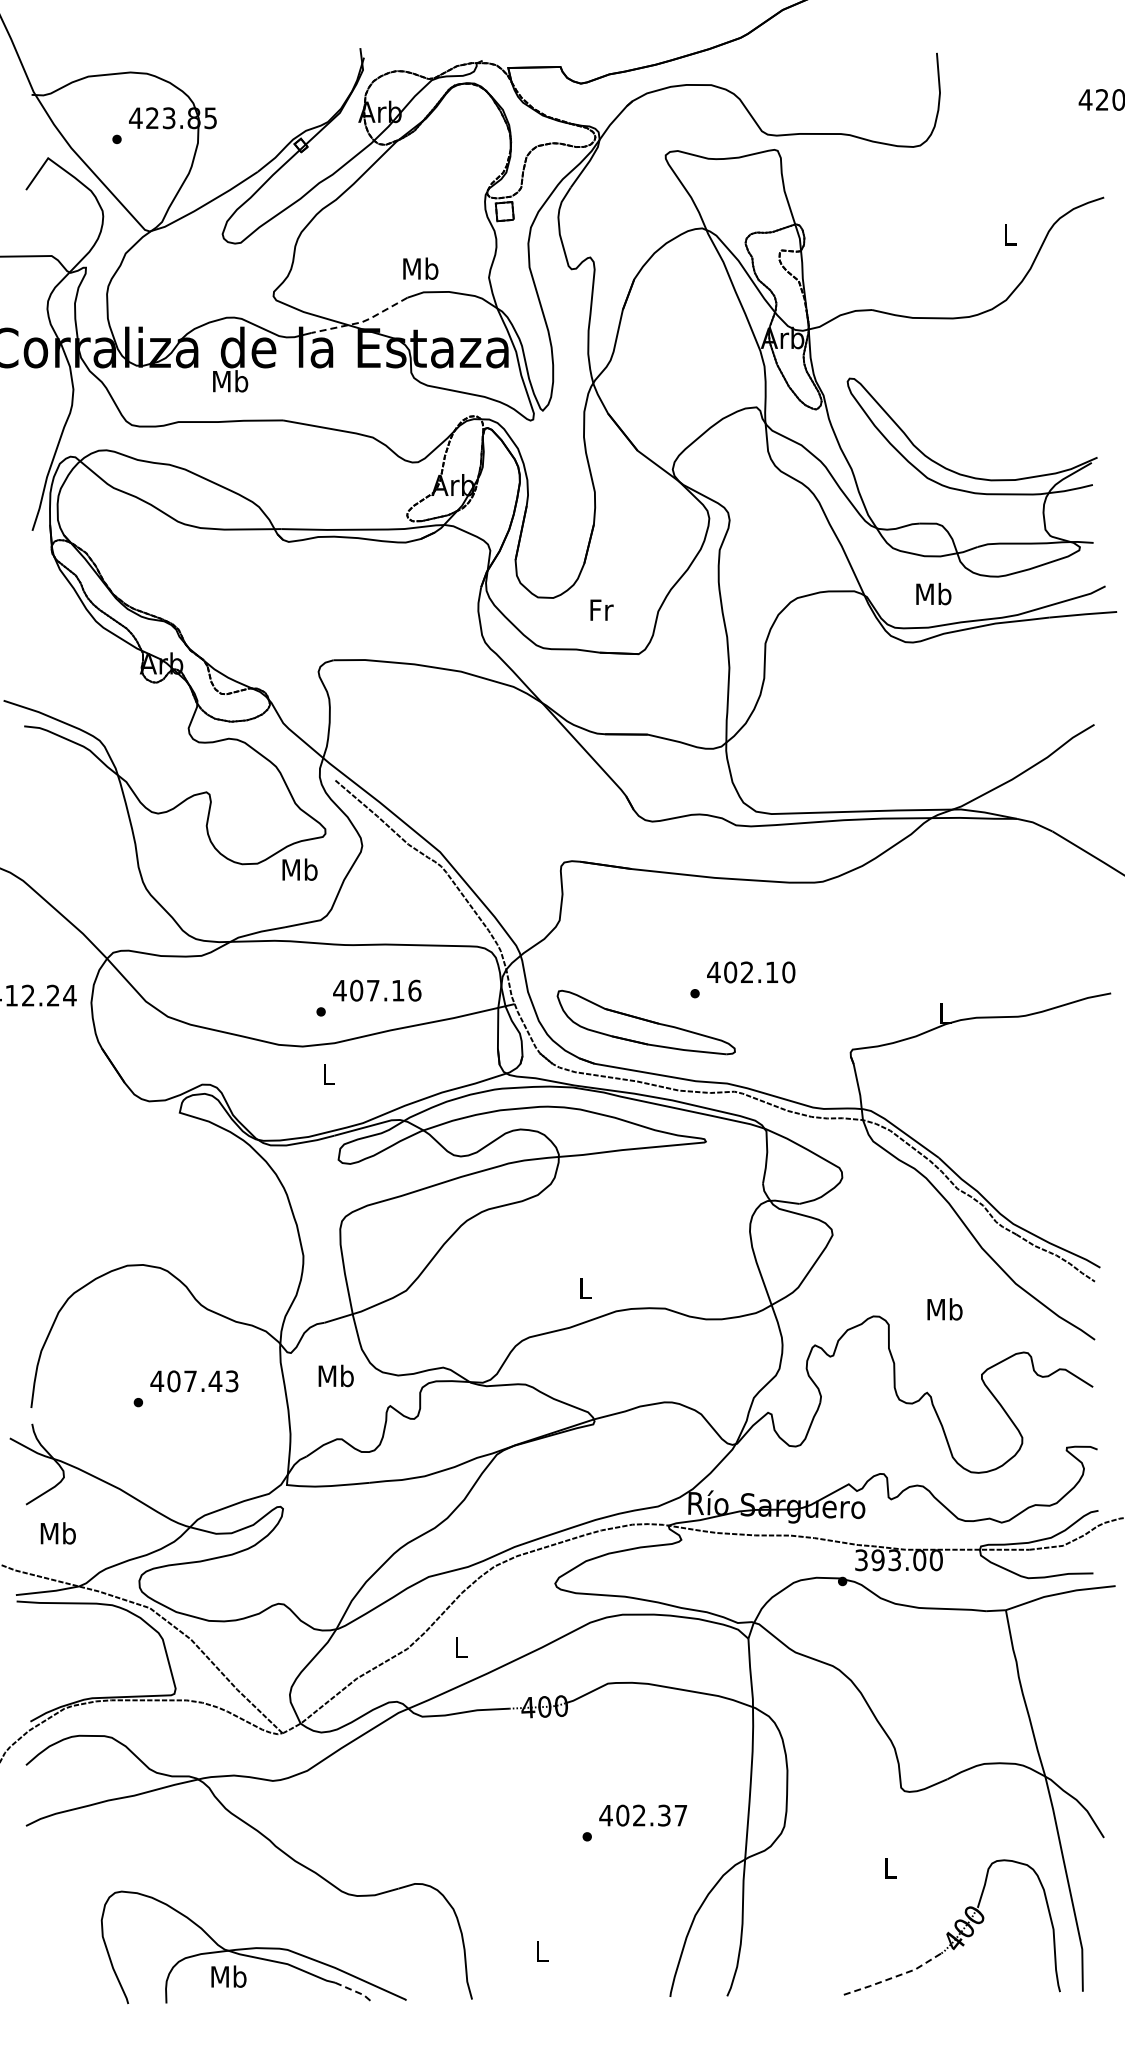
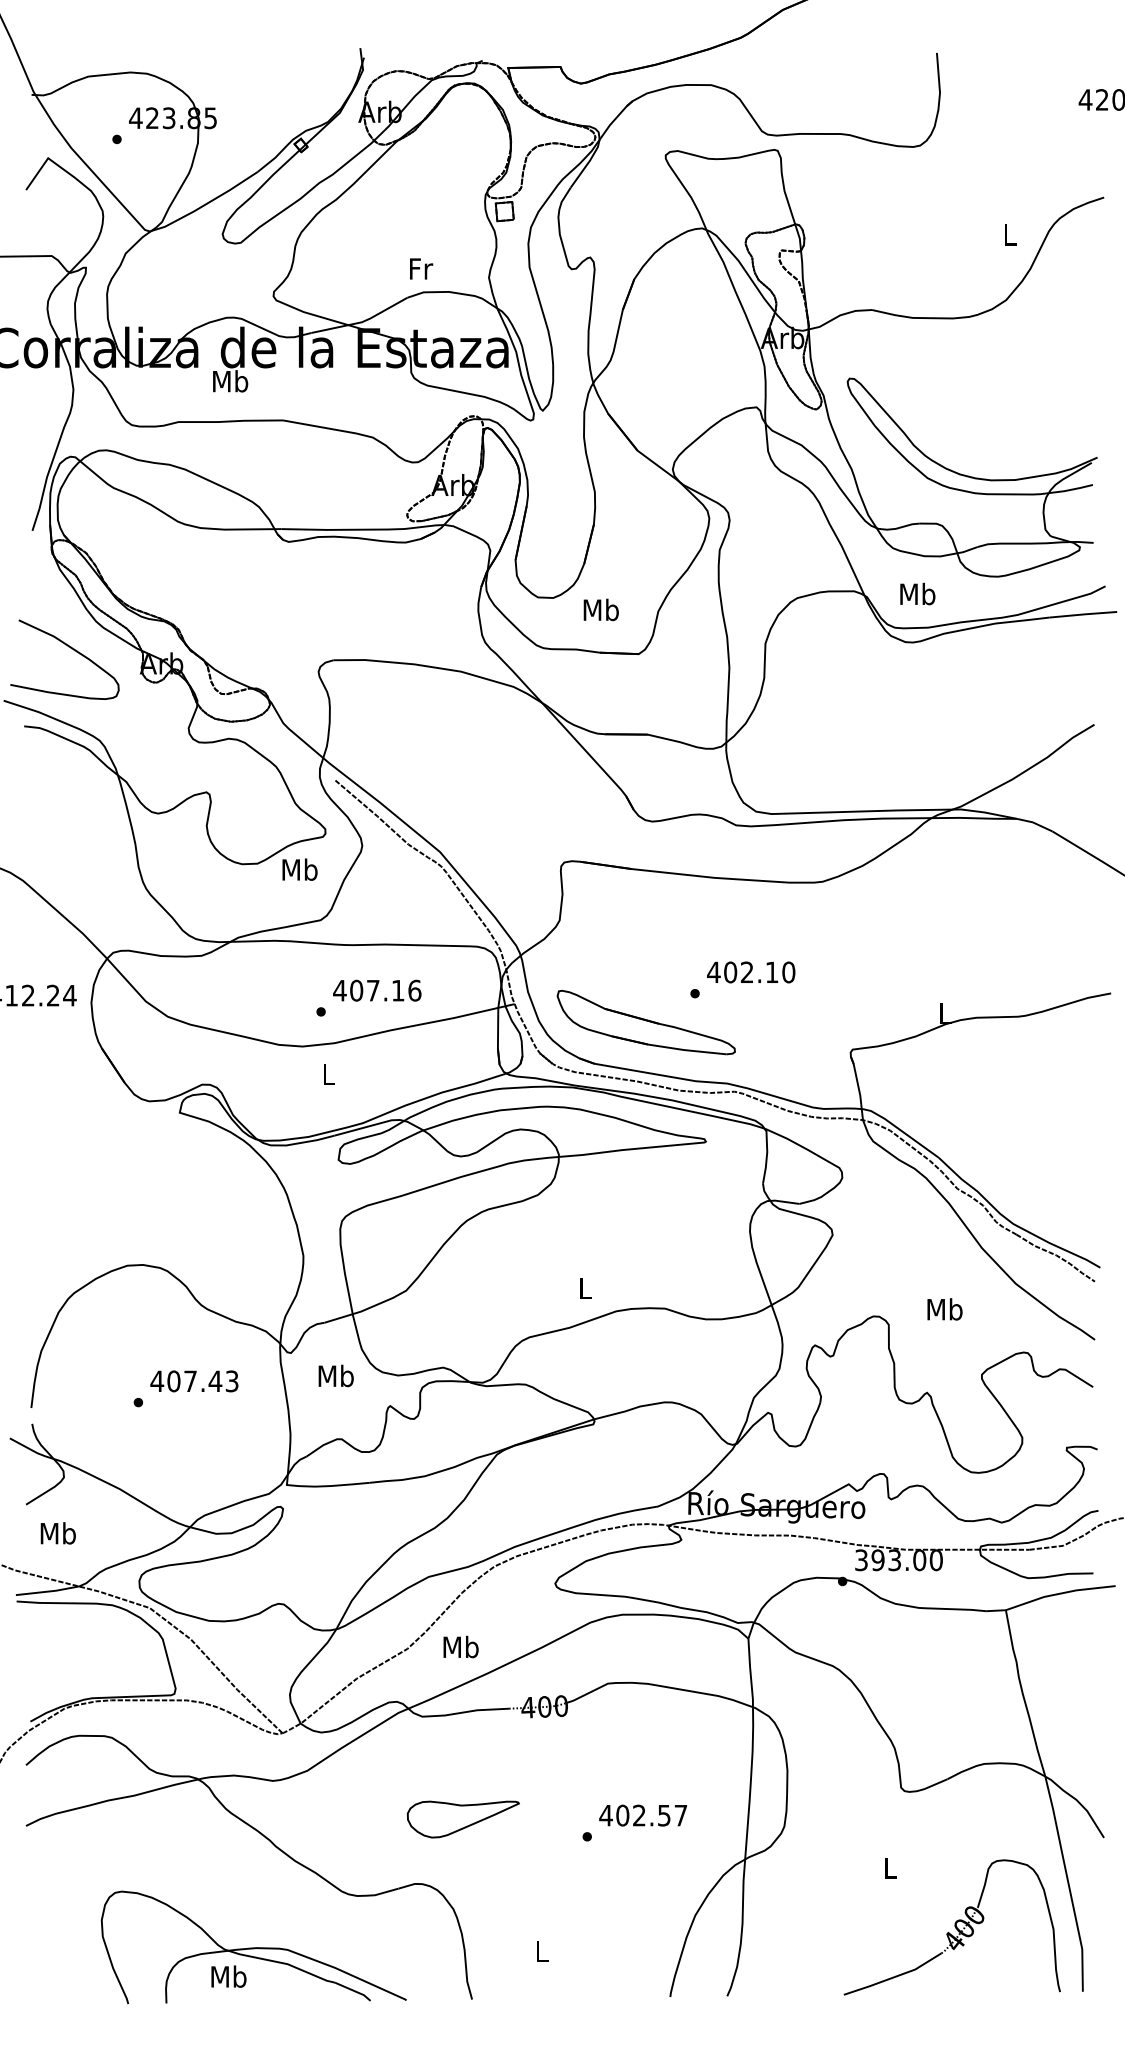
text: Mb -> Fr (420, 268)
line: dashed -> solid (361, 322)
text position: (933, 593) -> (917, 593) (917, 593)
text: Fr -> Mb (600, 609)
curve: none -> present (70, 648)
text: L -> Mb (460, 1646)
text: 402.37 -> 402.57 (664, 1814)
part: none -> present (462, 1819)
line: dashed -> solid (894, 1977)
line: dashed -> solid (354, 1990)
